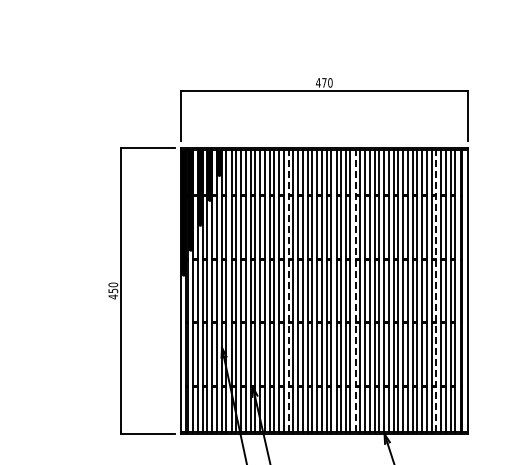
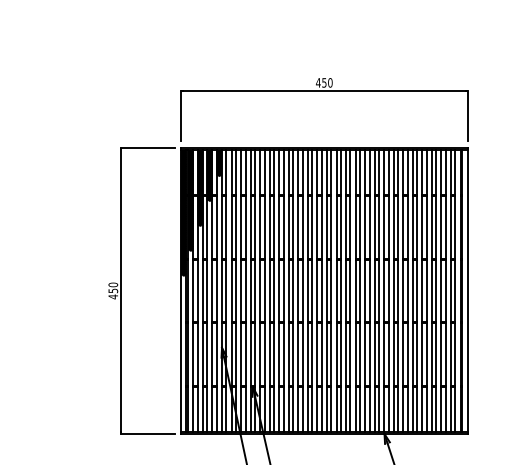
text: 470 -> 450 (324, 82)
line: dashed -> solid (288, 290)
line: dashed -> solid (355, 290)
line: dashed -> solid (436, 290)
